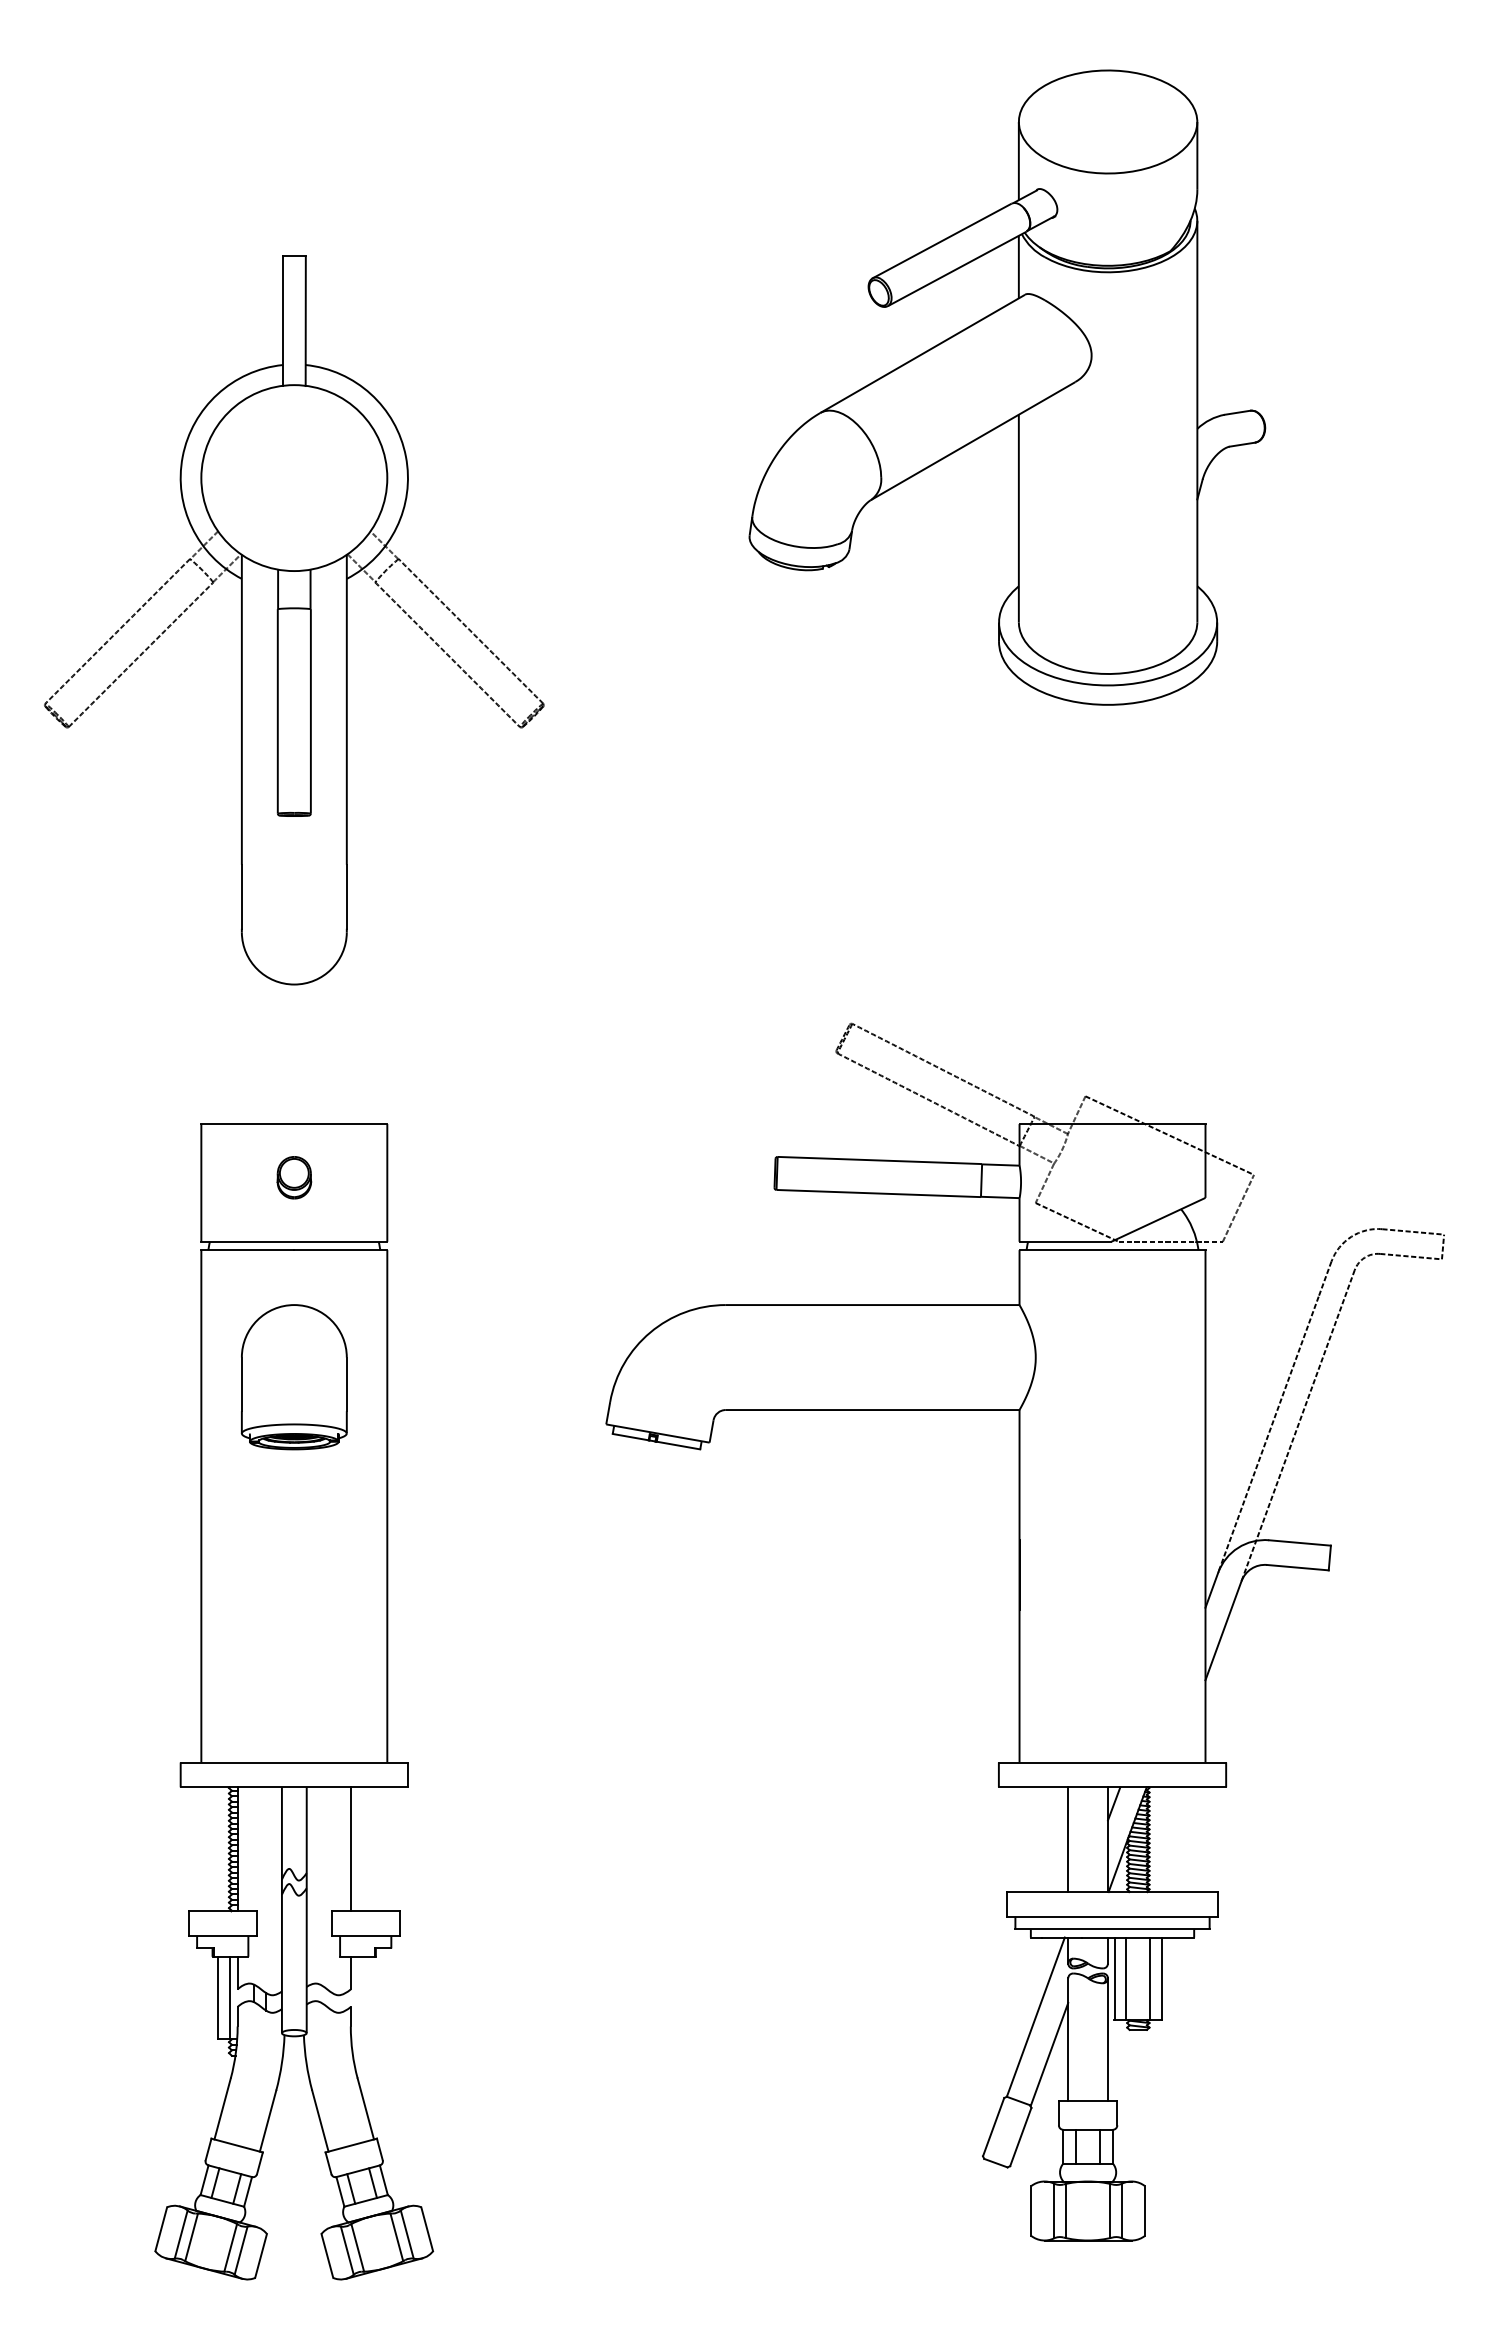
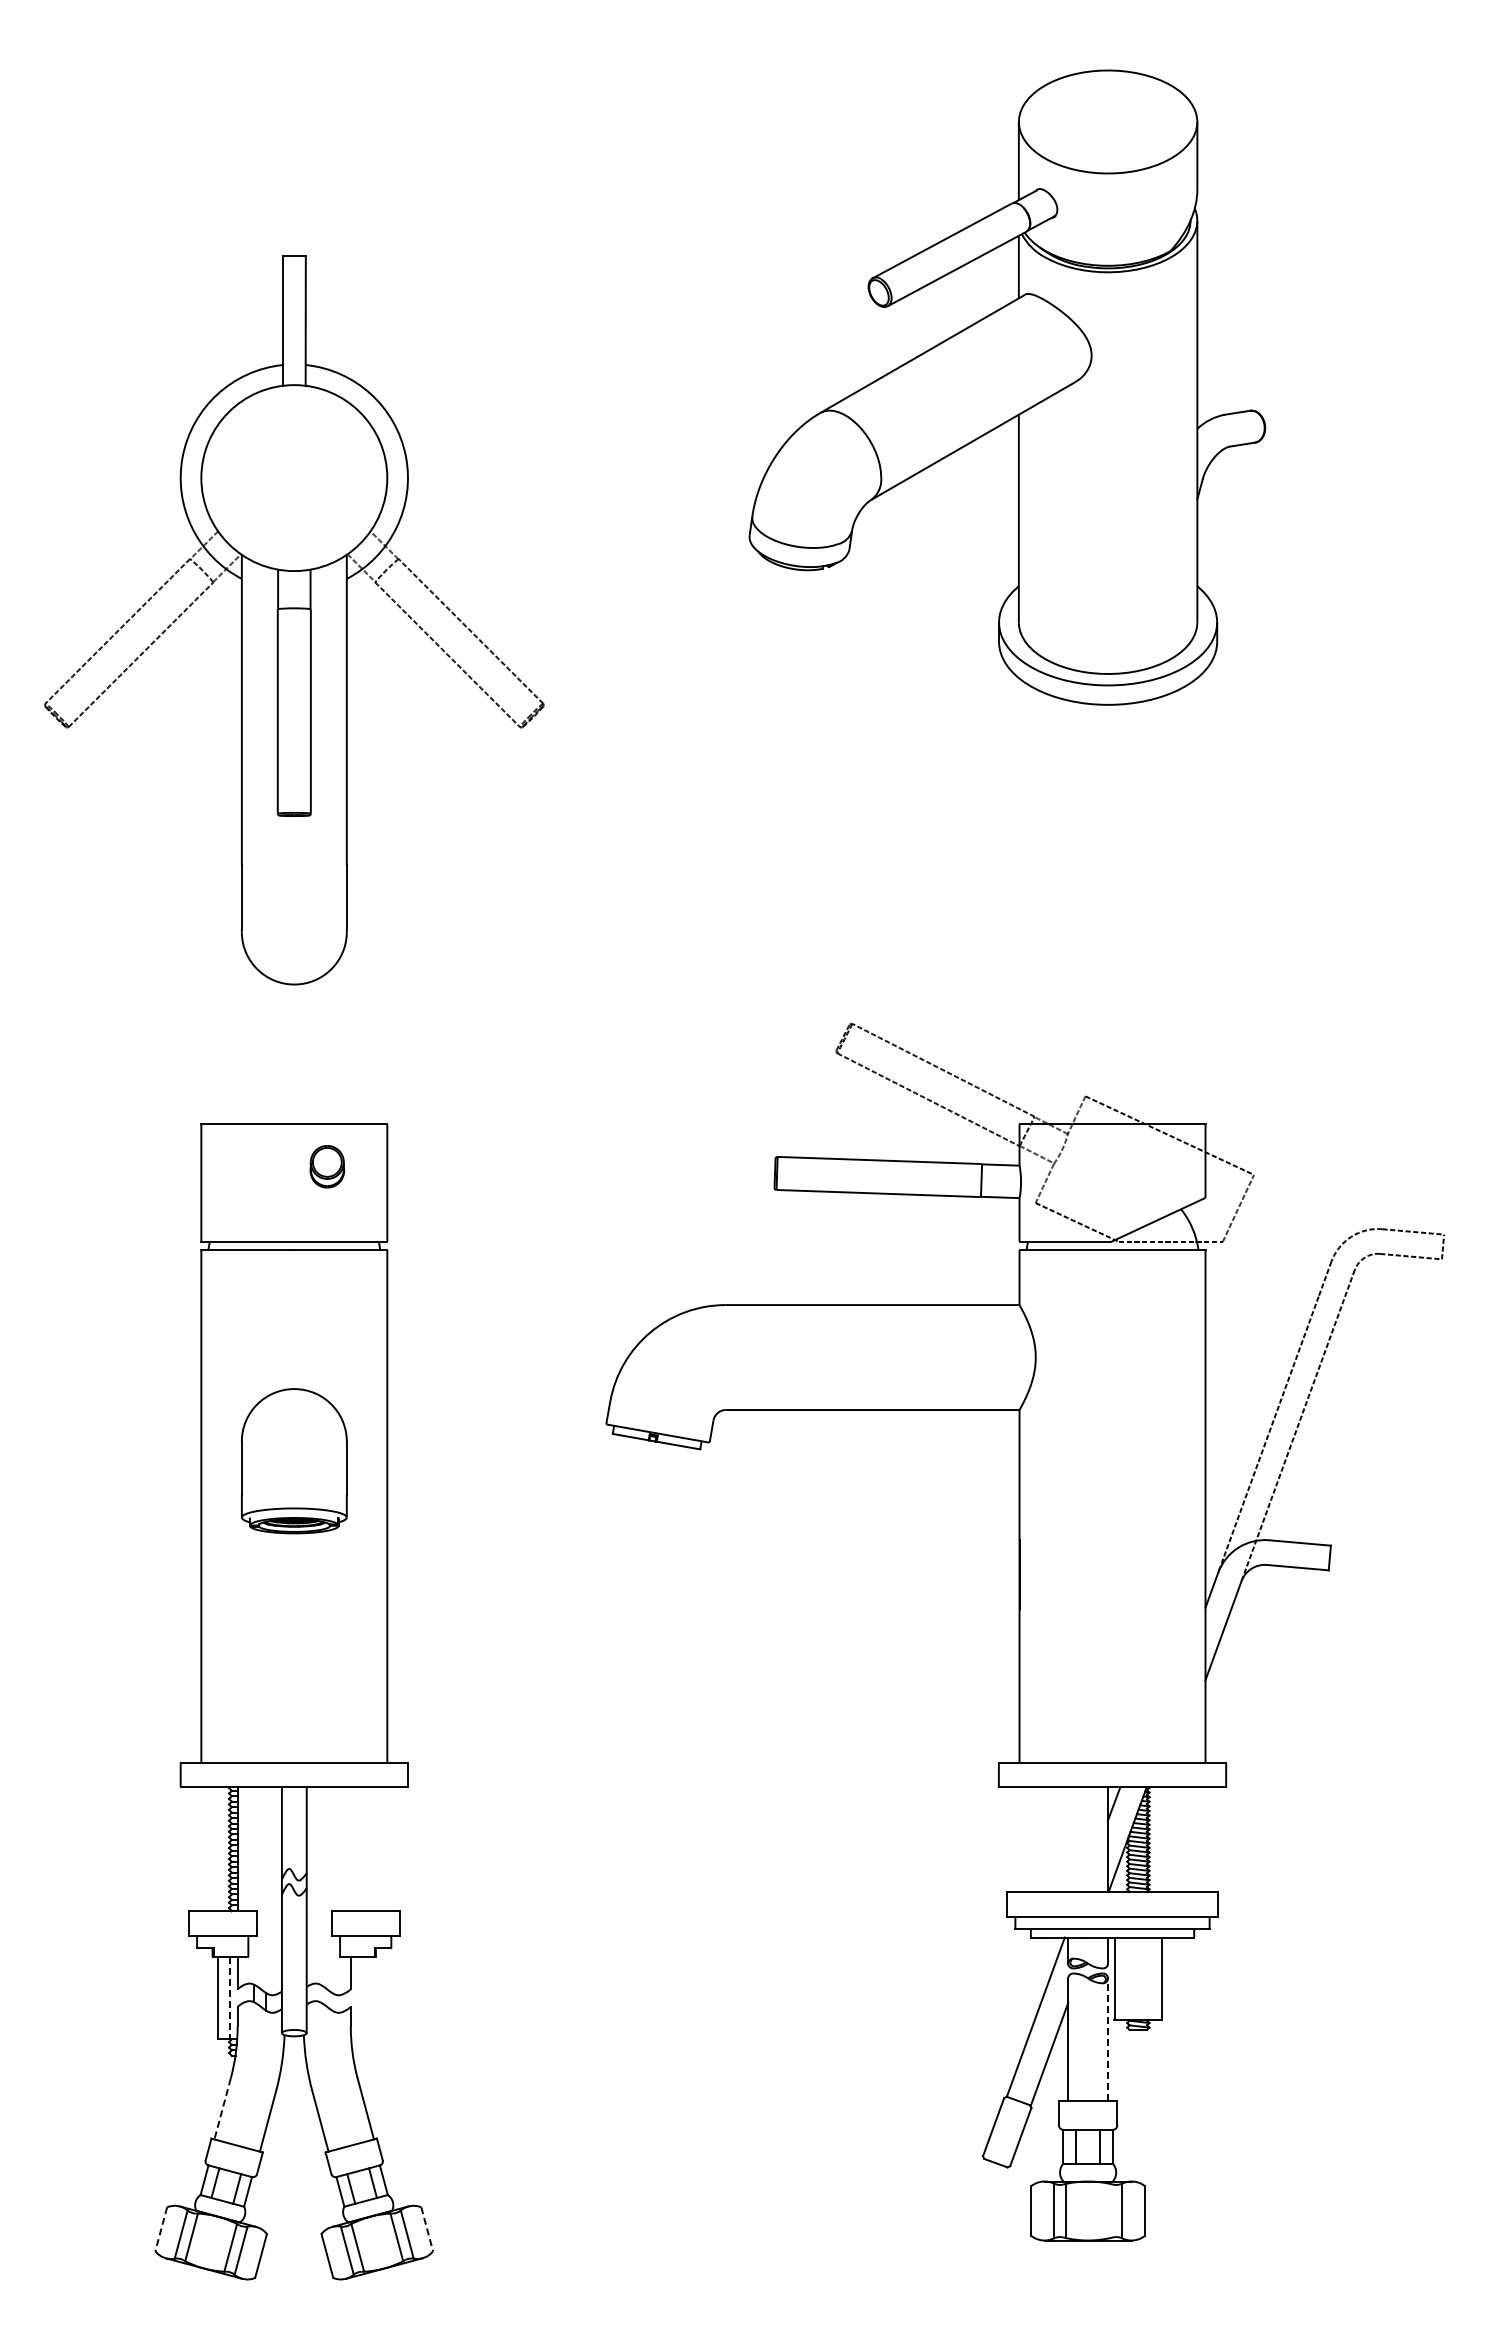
part position: (294, 1177) -> (327, 1166) (327, 1166)
part position: (293, 1377) -> (293, 1461) (293, 1461)
line: present -> none (1068, 1839)
line: present -> none (350, 1849)
line: present -> none (1126, 1978)
line: present -> none (1150, 1978)
line: solid -> dashed (230, 1998)
line: solid -> dashed (1107, 2039)
line: solid -> dashed (222, 2108)
line: present -> none (1110, 2210)
line: solid -> dashed (161, 2229)
line: solid -> dashed (427, 2229)
